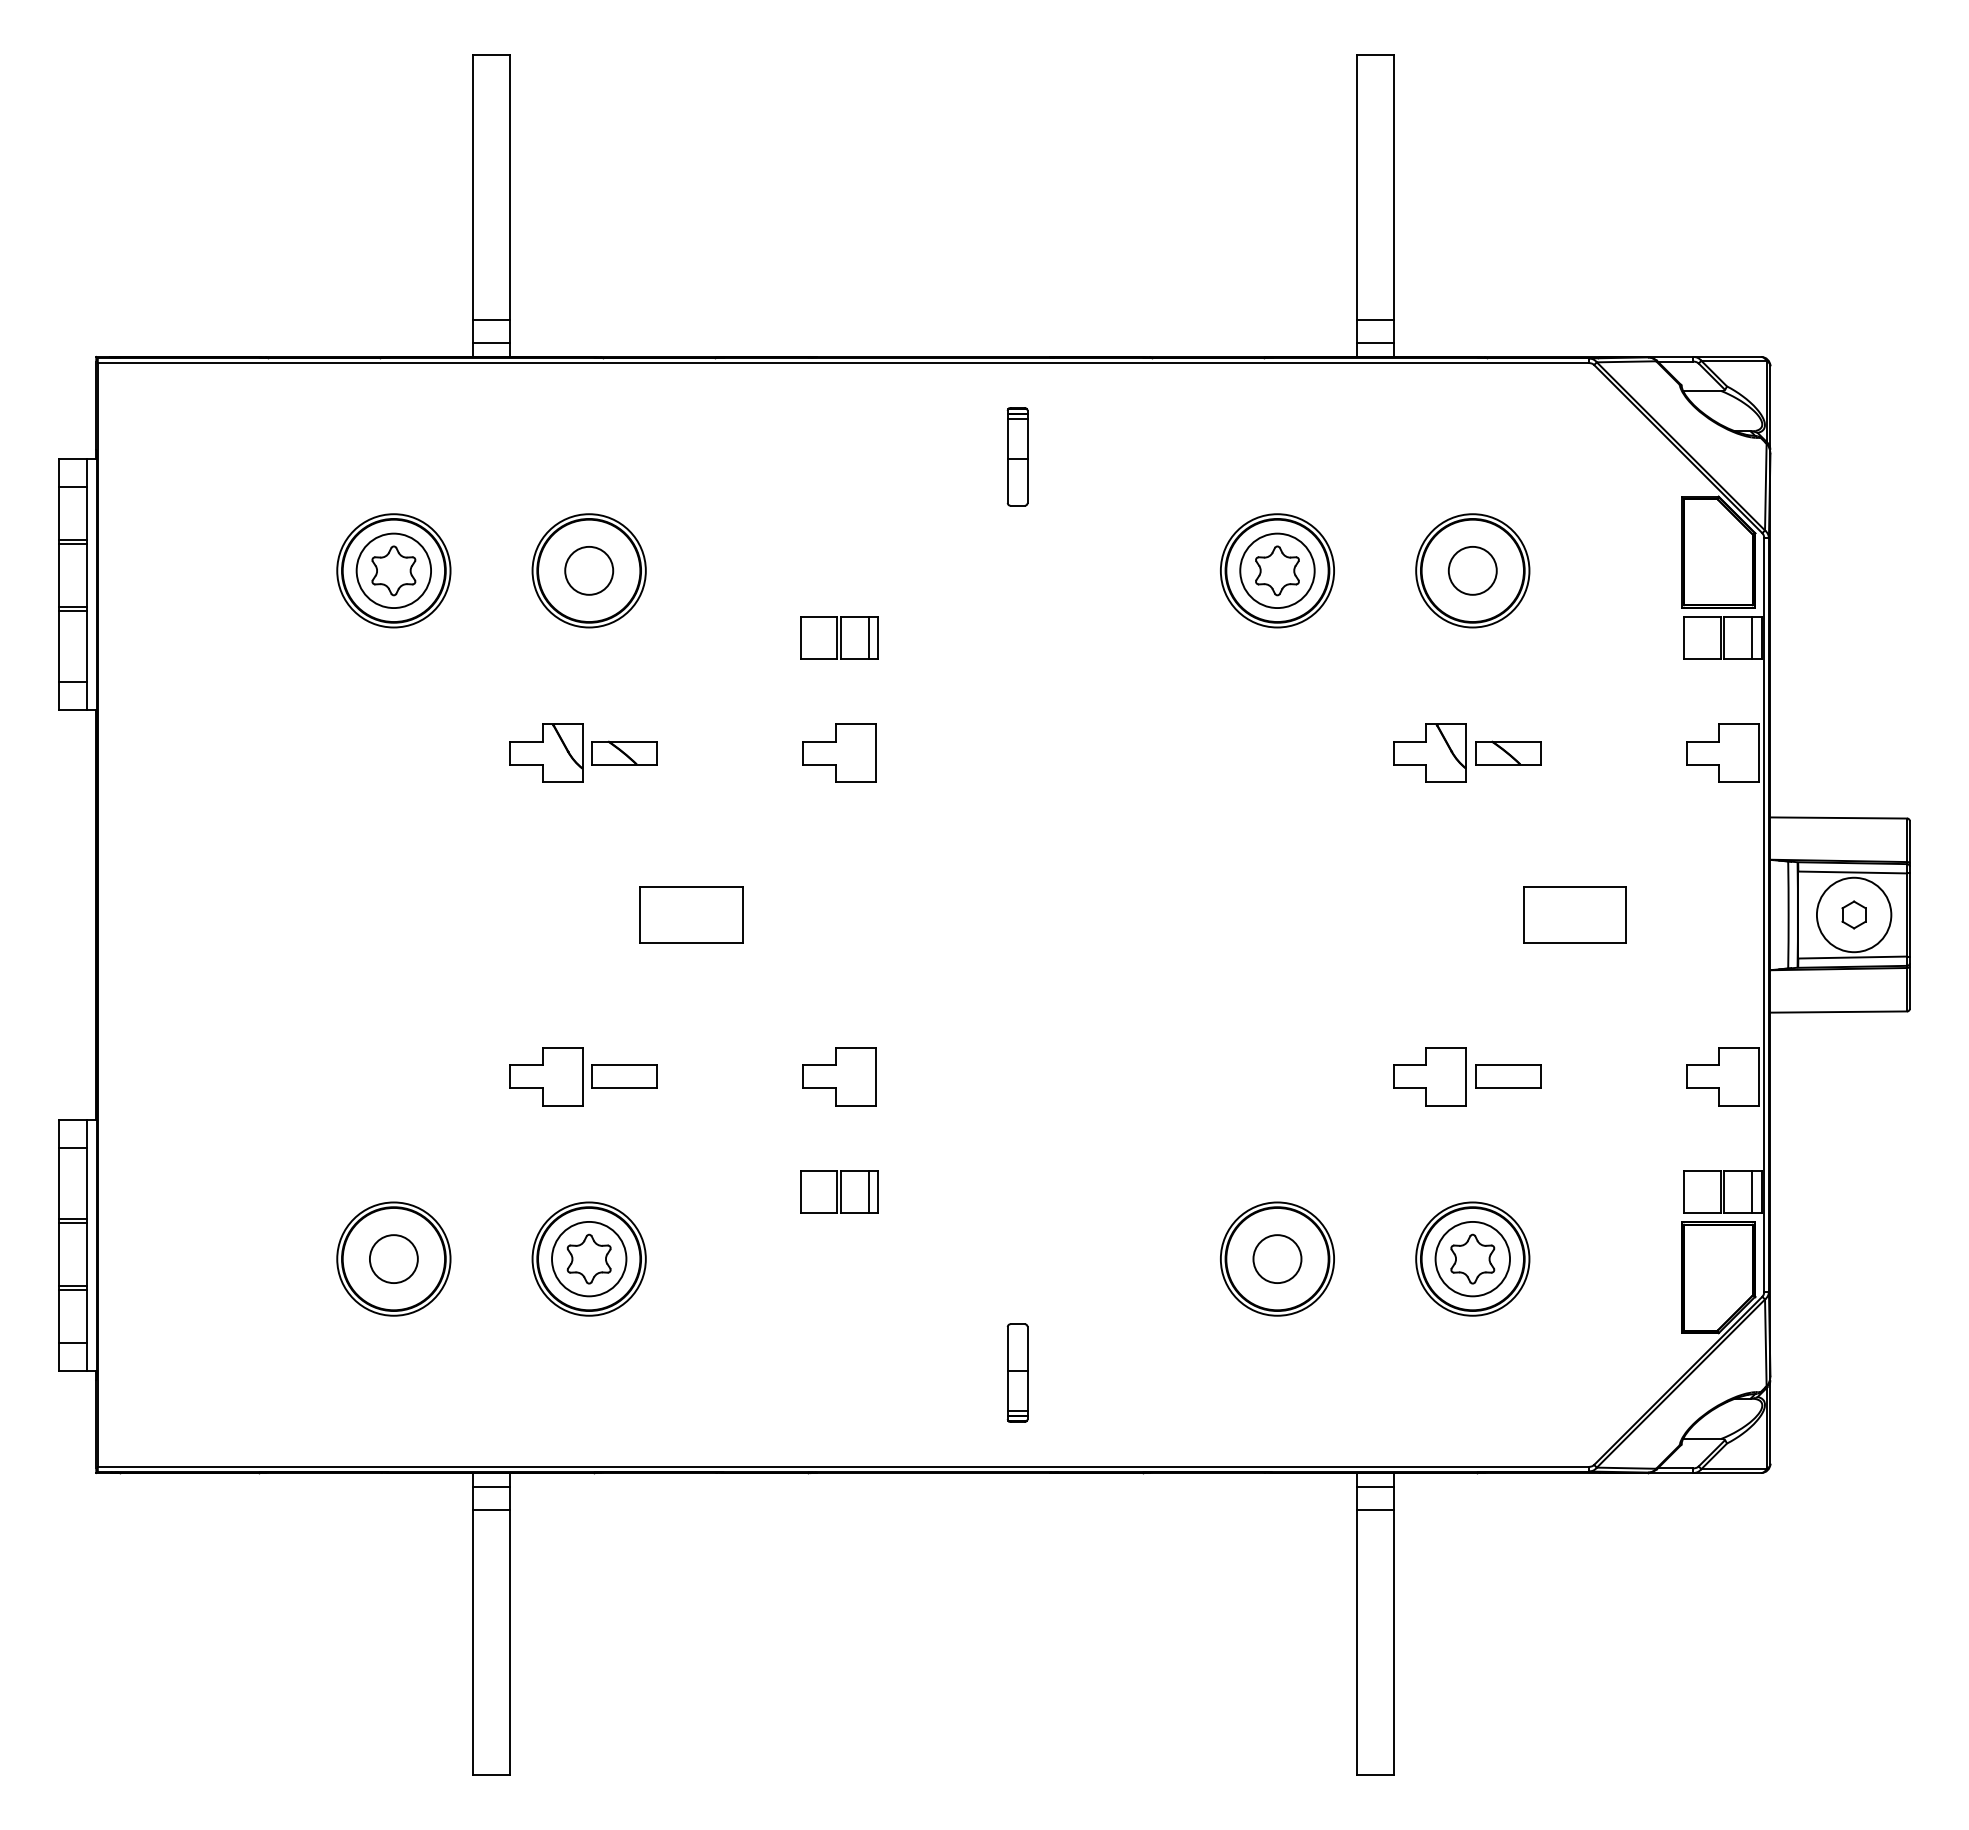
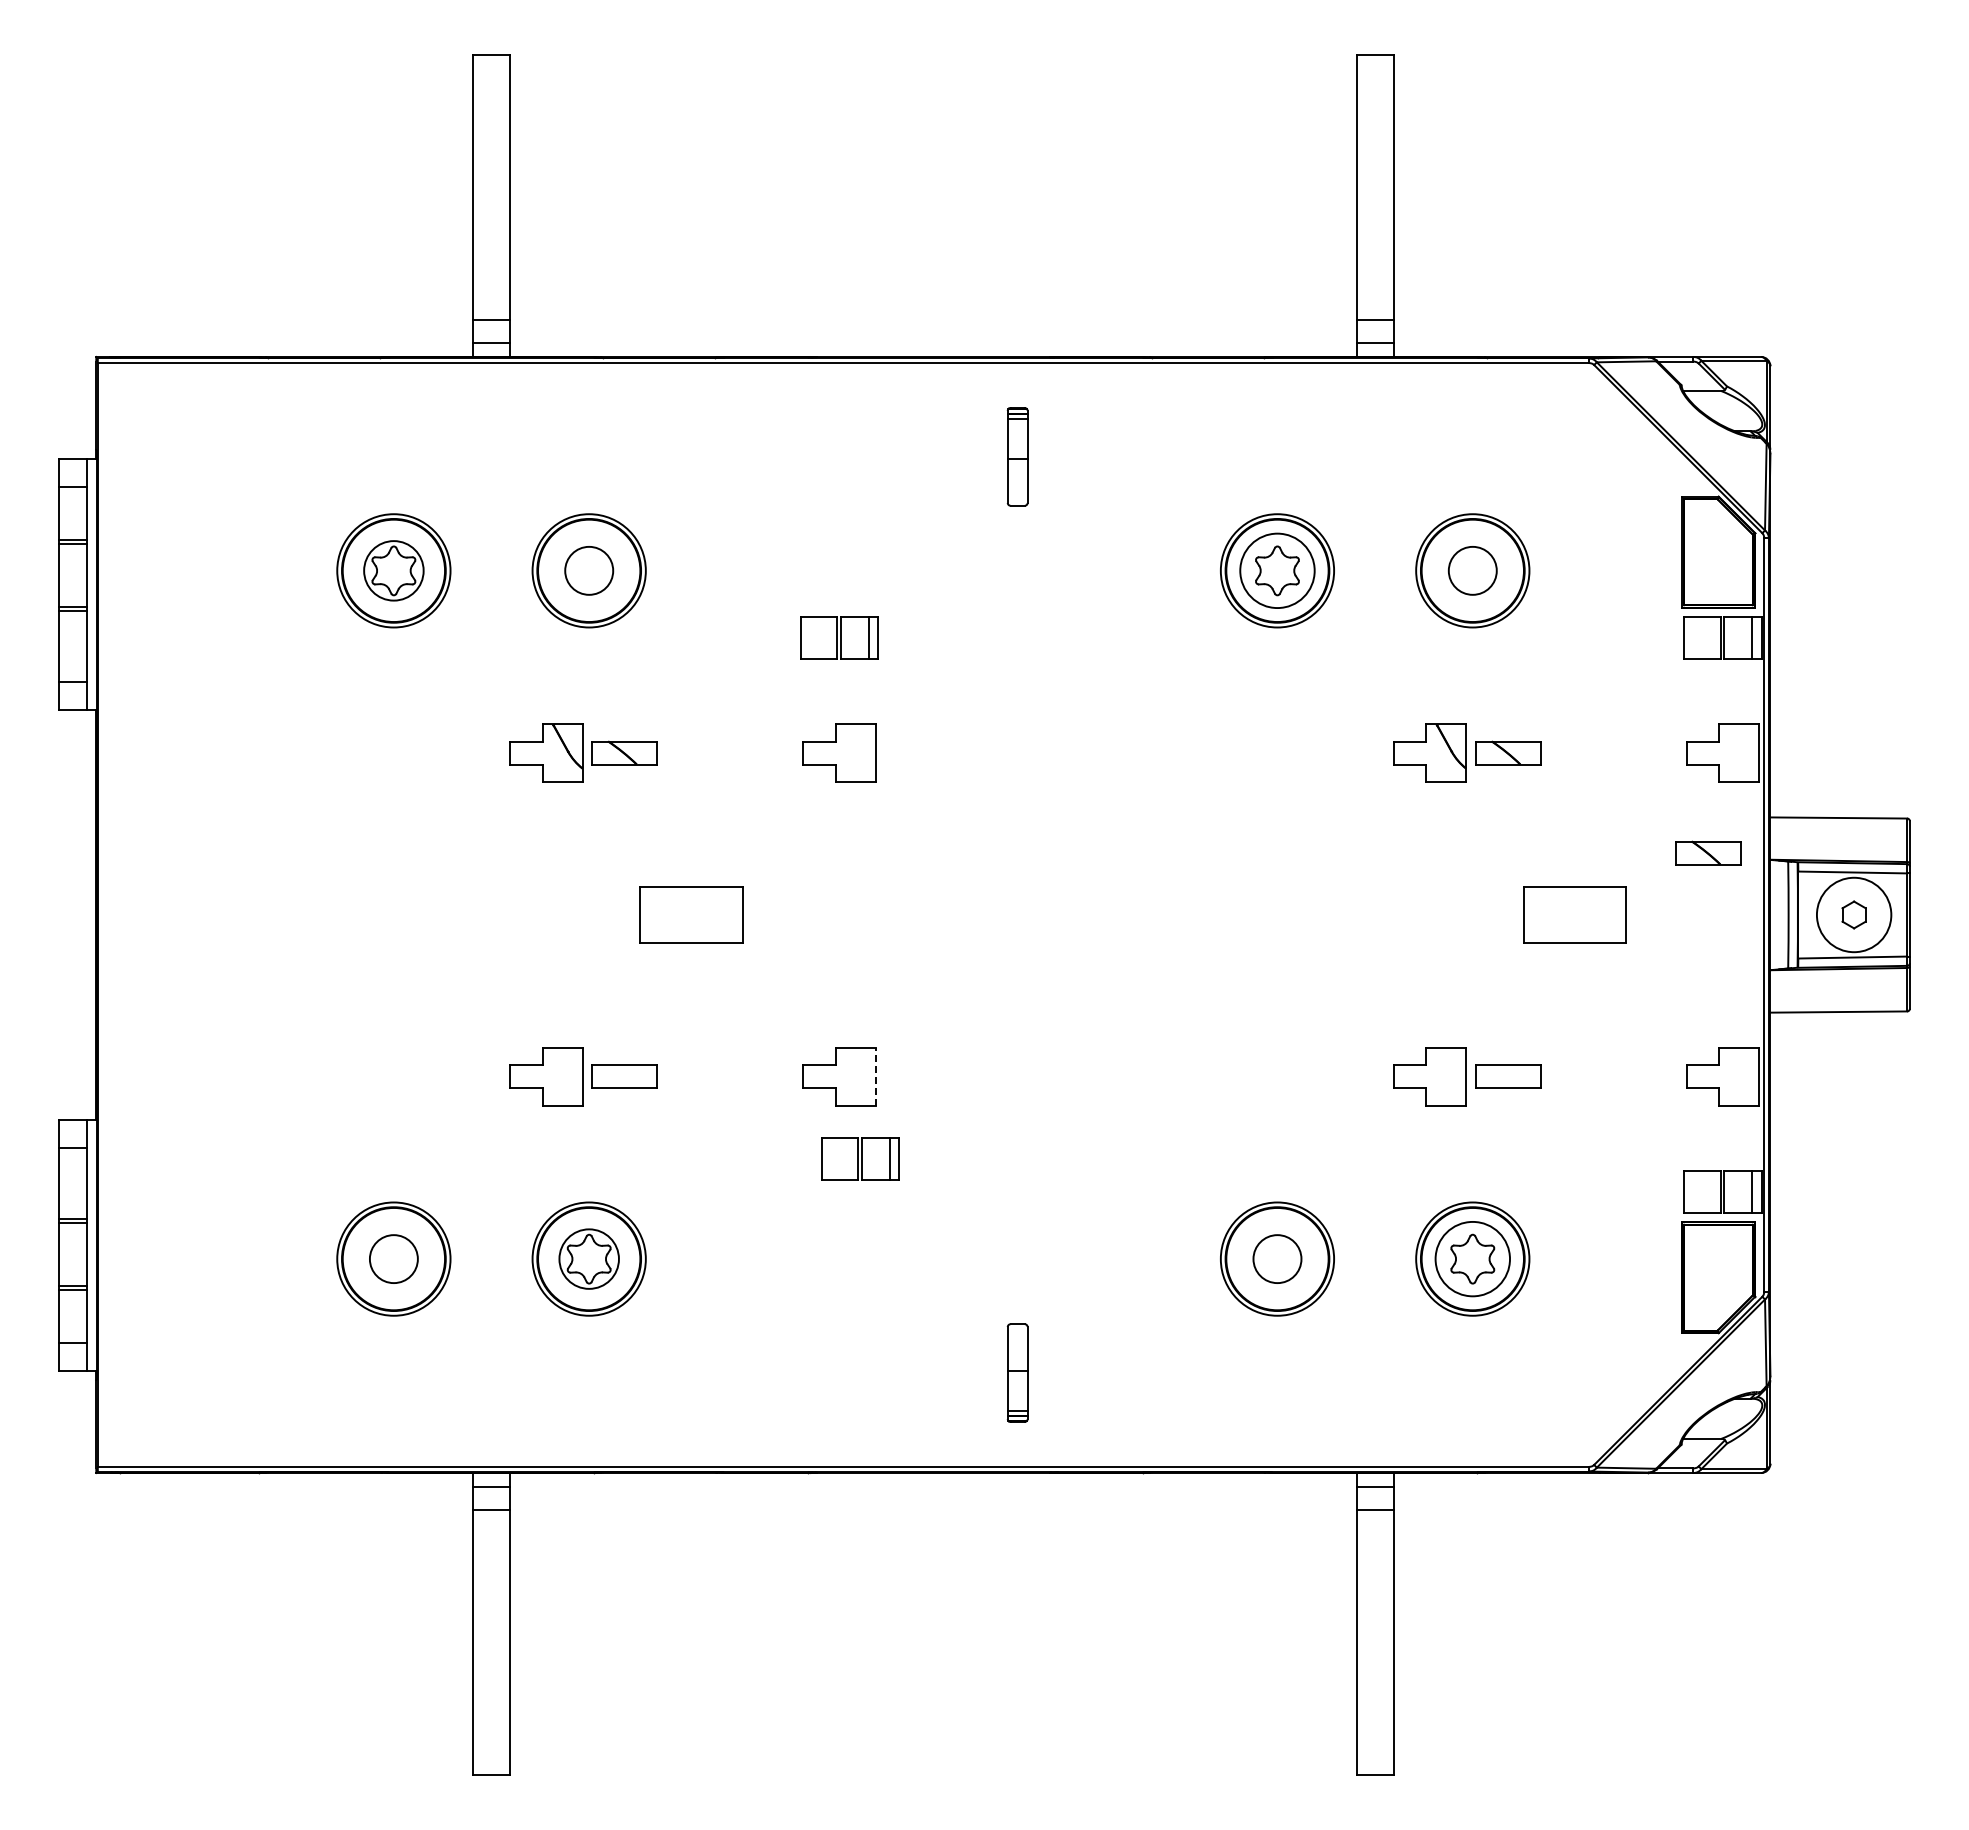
circle diameter: 74 px -> 60 px (393, 570)
part: none -> present (1708, 852)
line: solid -> dashed (875, 1076)
part position: (839, 1191) -> (860, 1158) (860, 1158)
circle diameter: 74 px -> 60 px (588, 1258)
